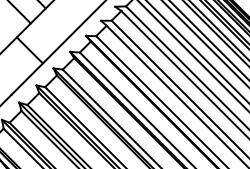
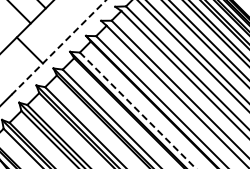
line: solid -> dashed (58, 47)
line: solid -> dashed (137, 110)
